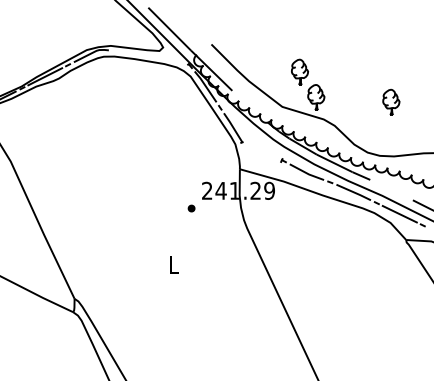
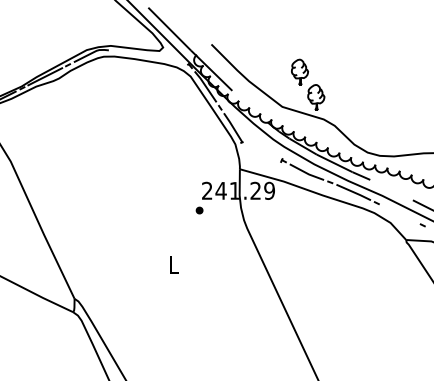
part: present -> none (391, 101)
part position: (191, 208) -> (199, 210) (199, 210)
line: present -> none (399, 214)
